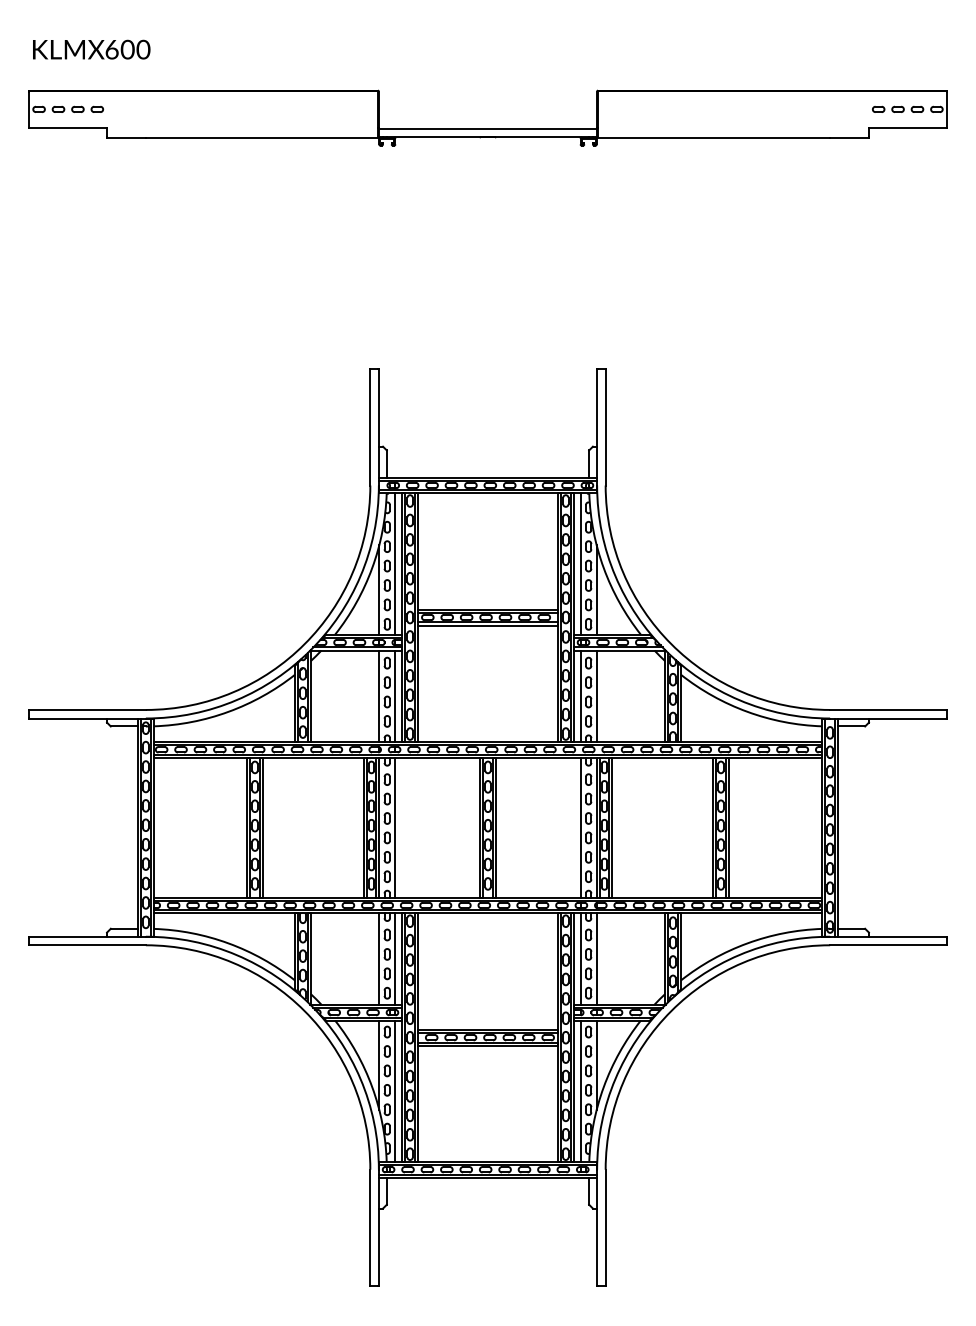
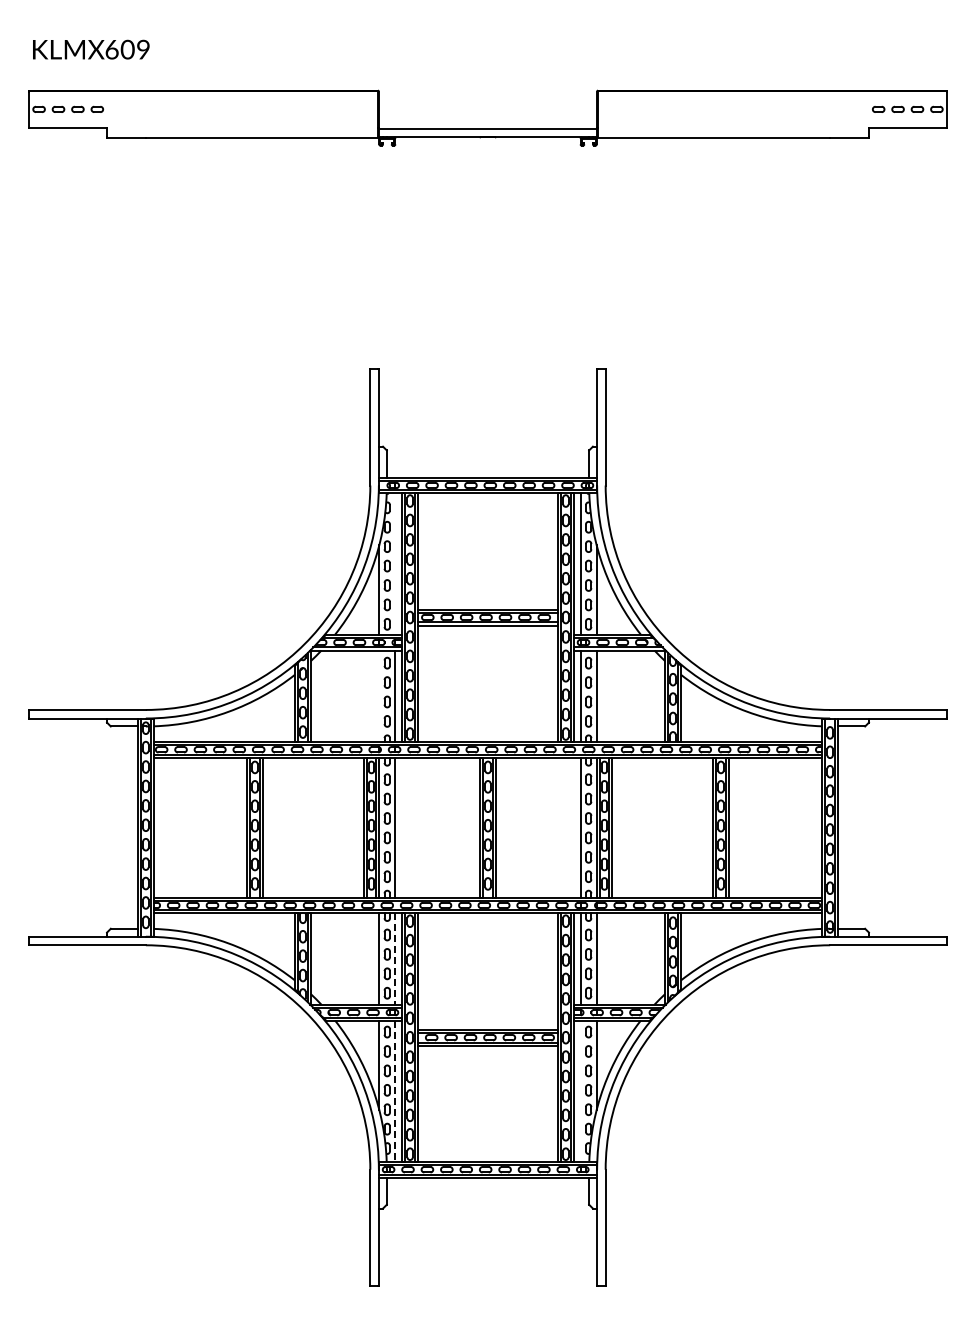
text: 600 -> 609 (143, 50)
line: present -> none (395, 563)
line: present -> none (379, 695)
line: solid -> dashed (395, 959)
line: present -> none (580, 1090)
line: solid -> dashed (395, 1091)
